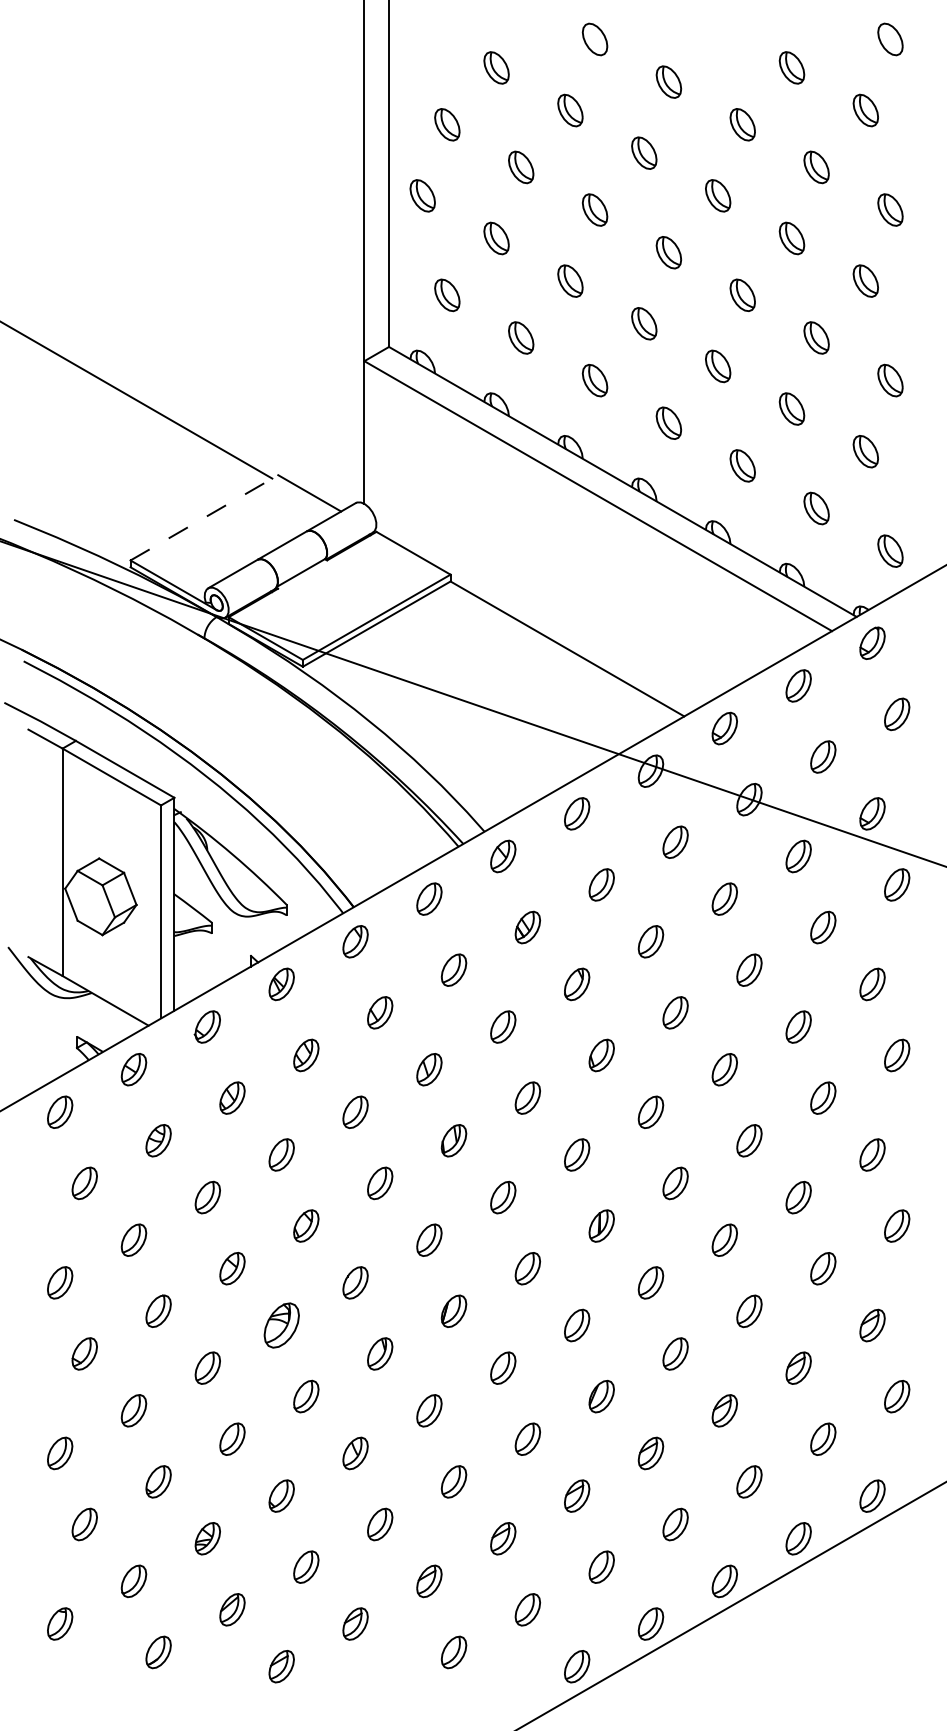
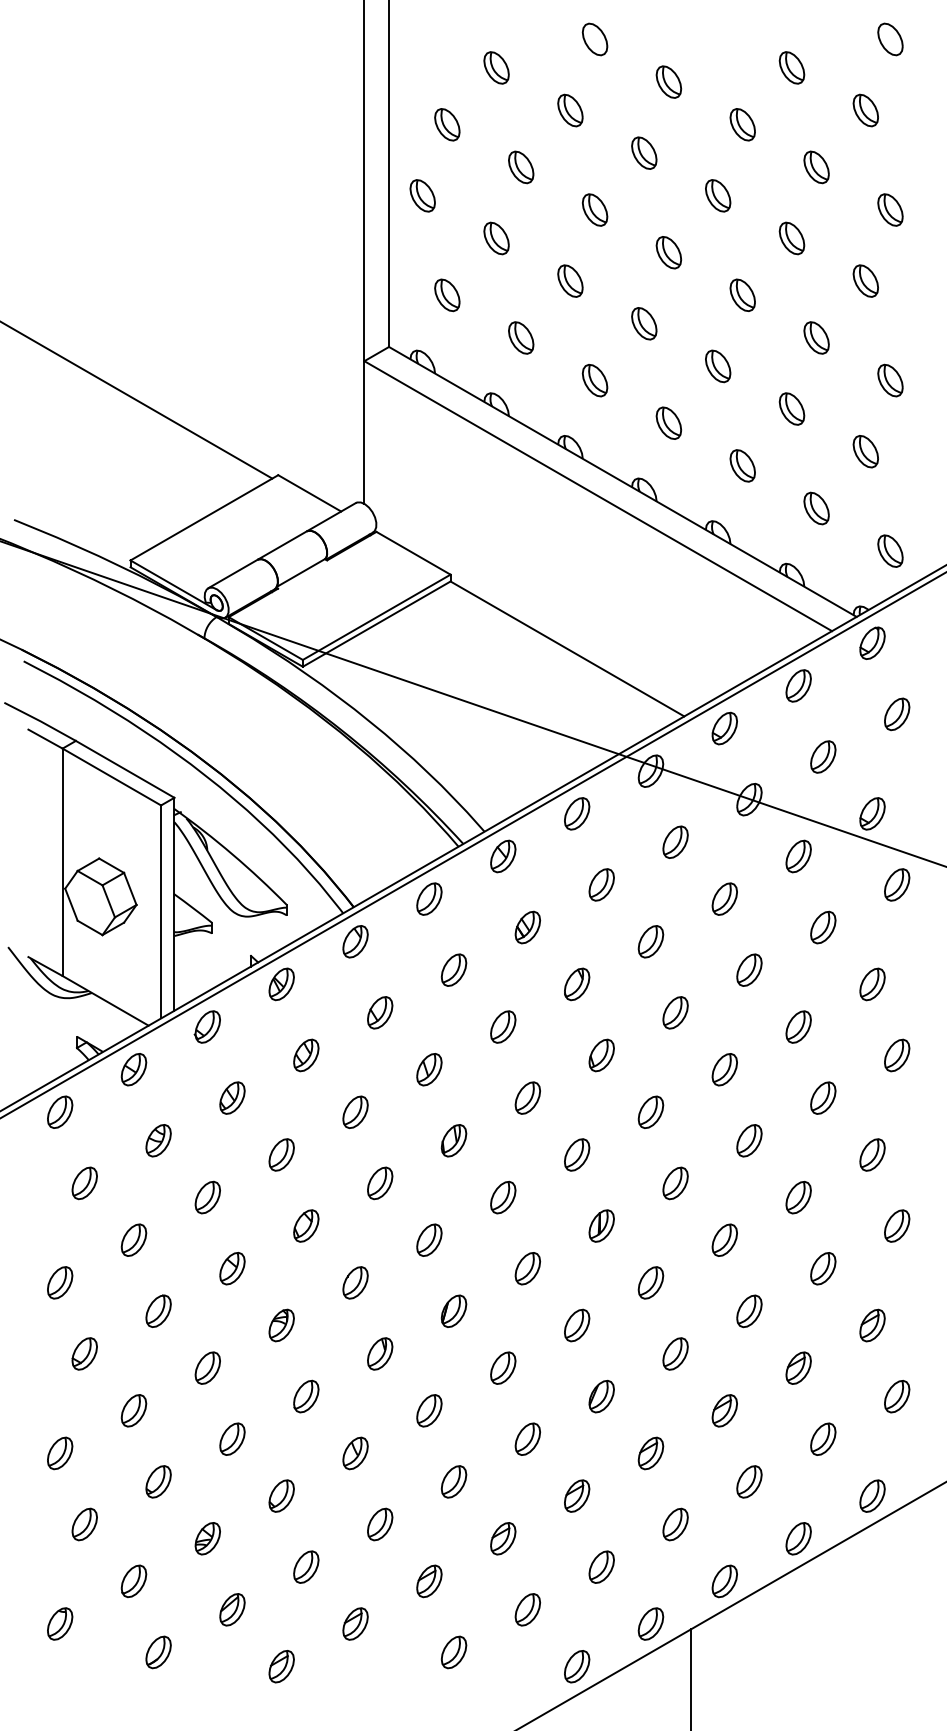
line: dashed -> solid (204, 517)
line: none -> present (472, 845)
part size: 37x47 px -> 27x35 px (281, 1325)
line: none -> present (691, 1678)
